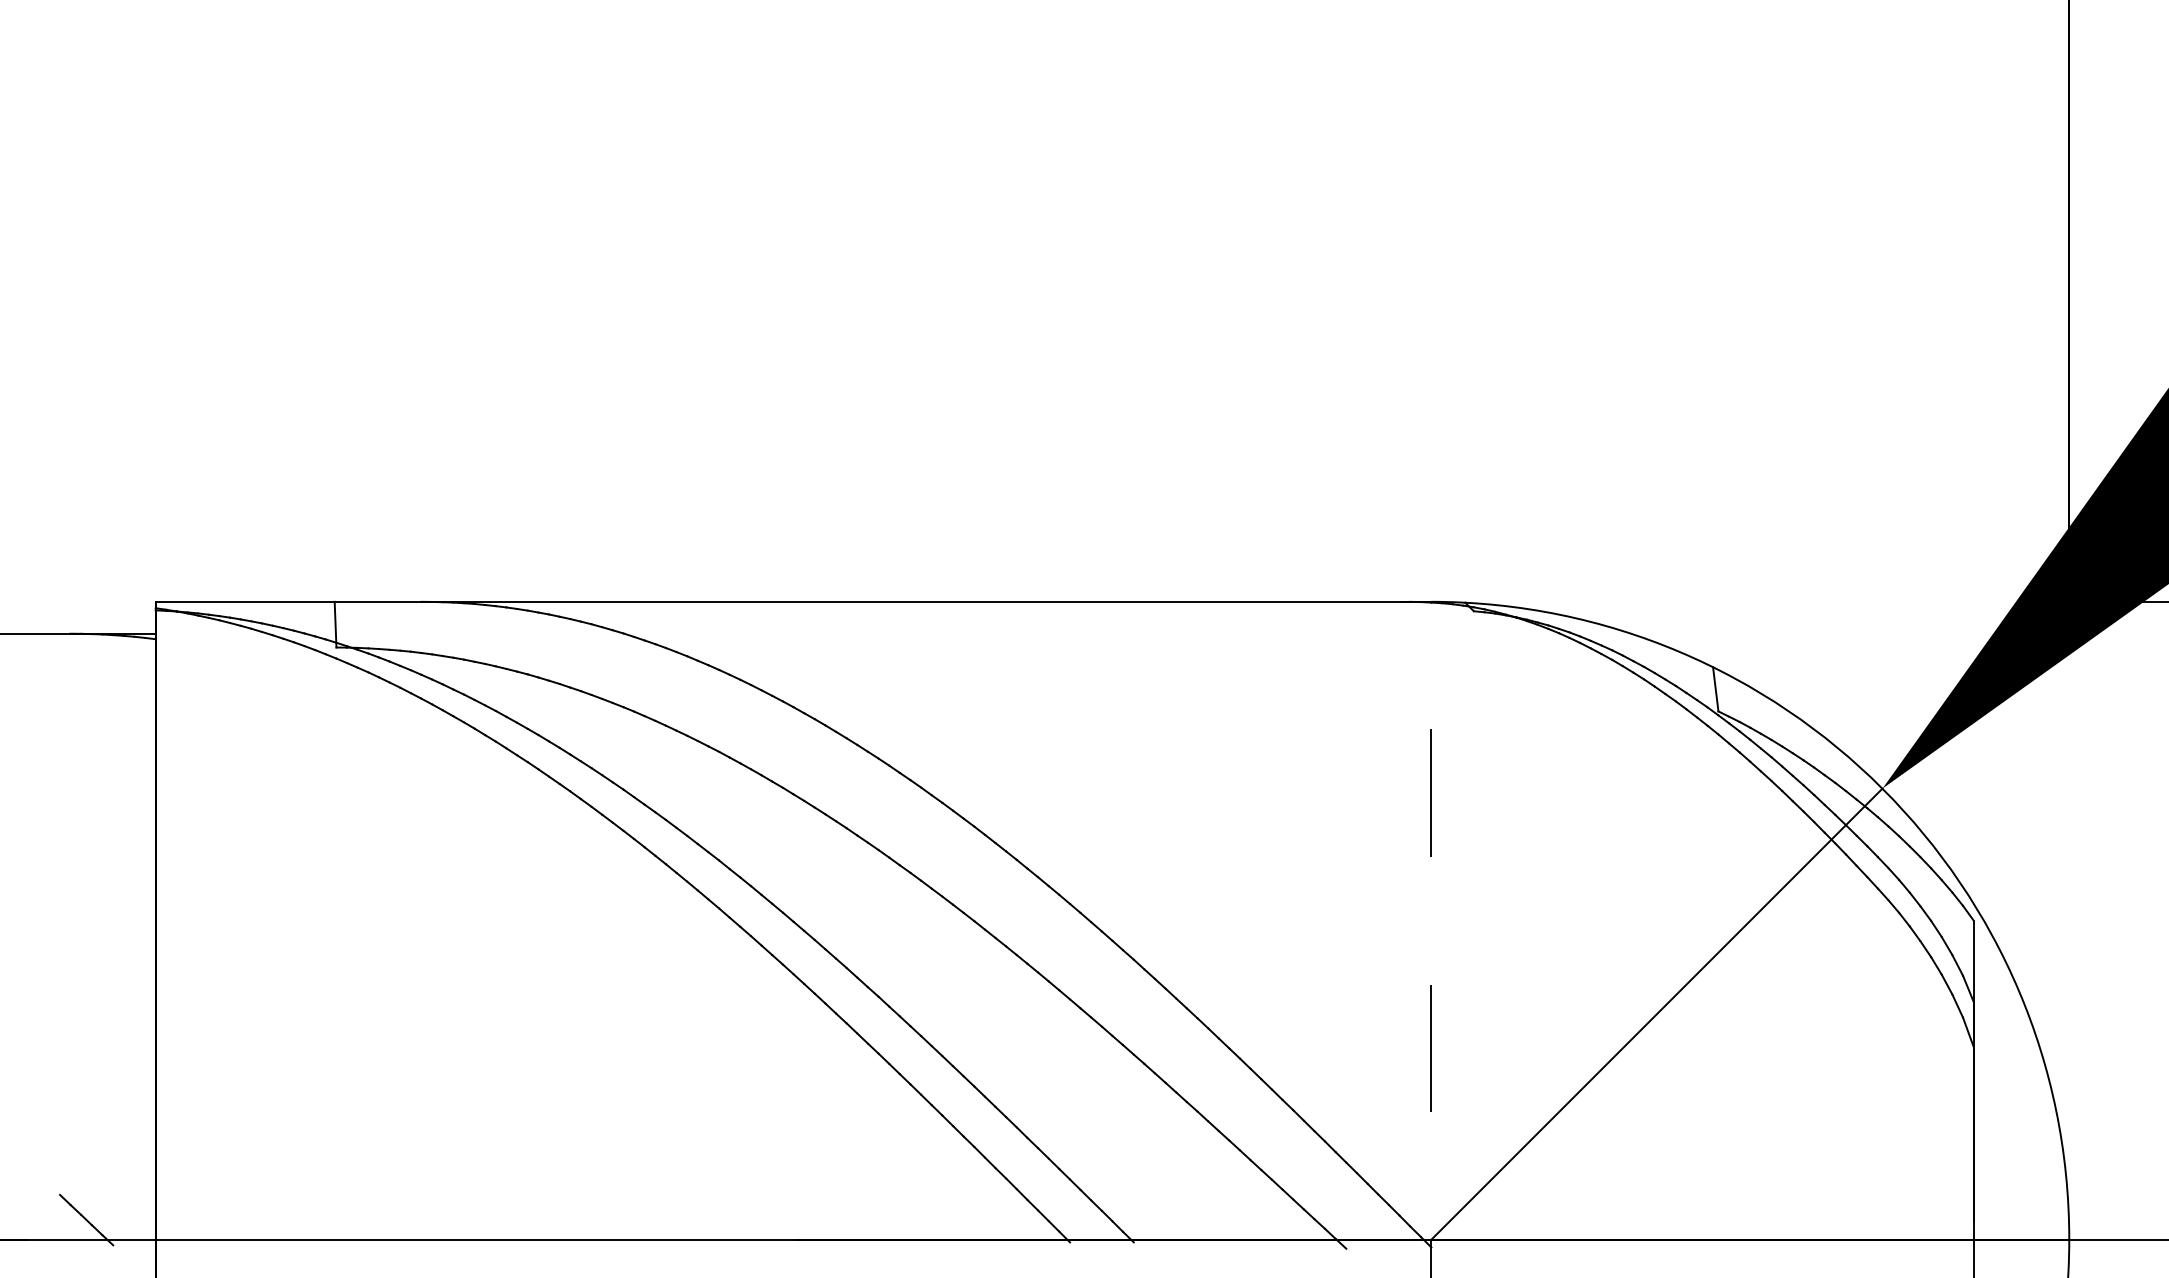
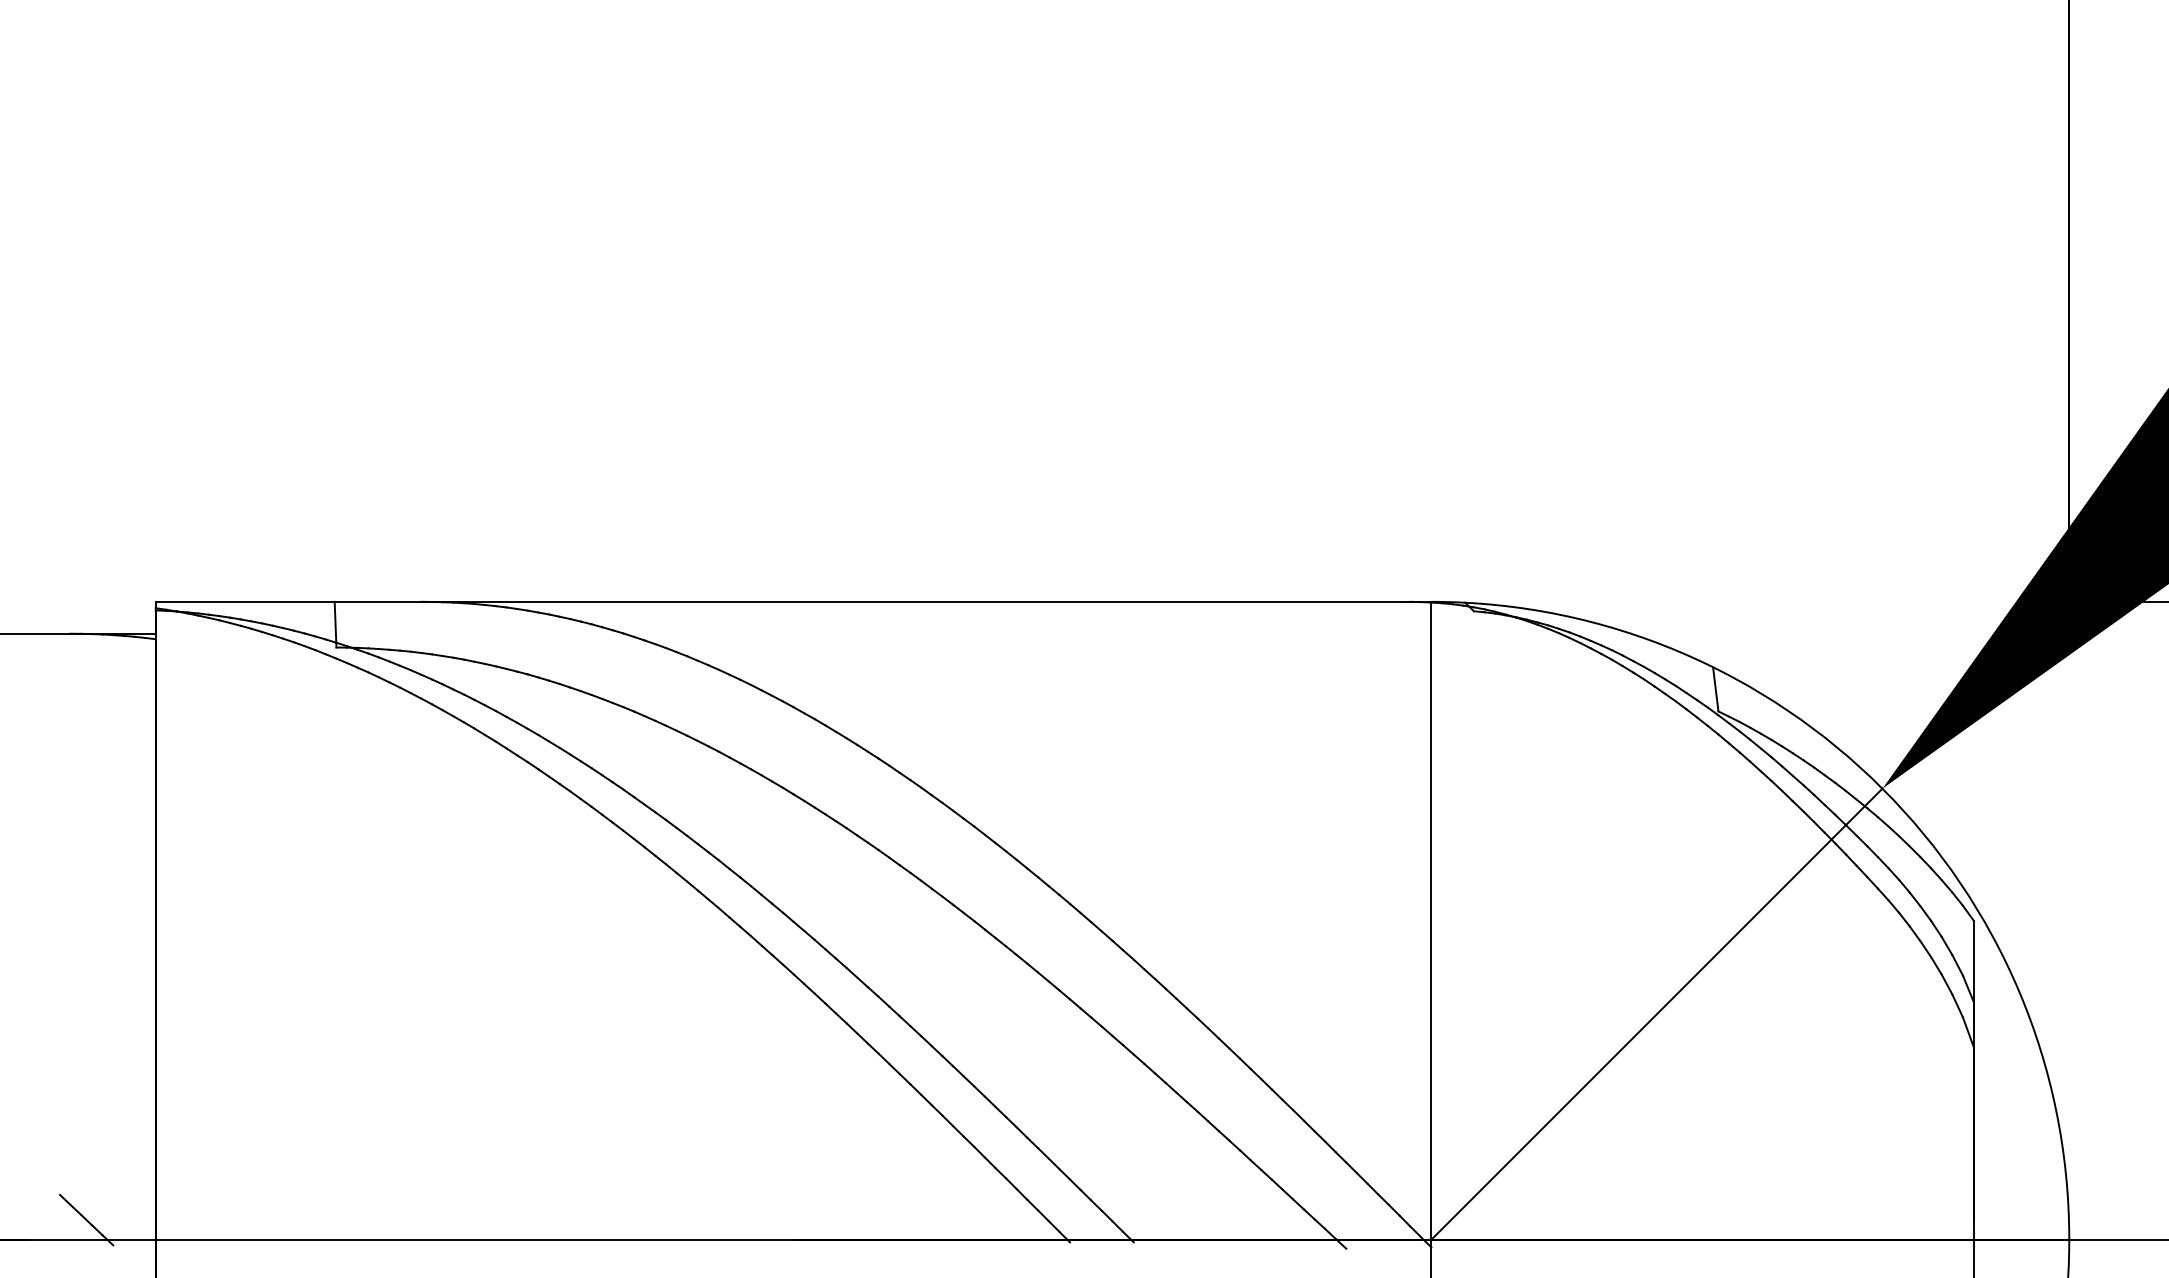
line: dashed -> solid (1431, 939)
